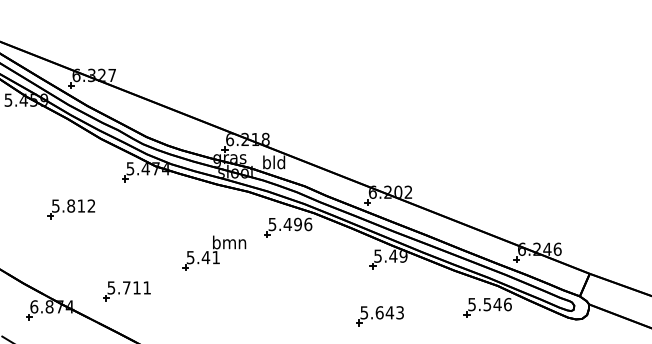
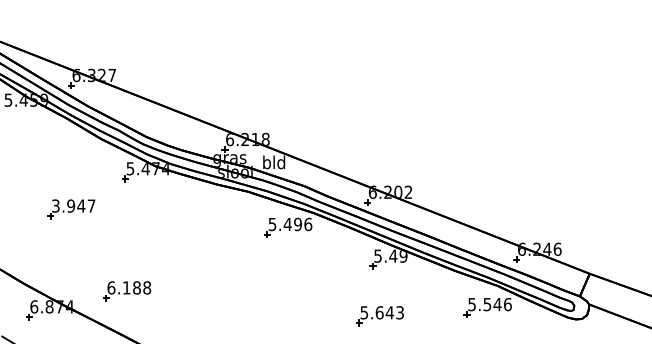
text: 5.812 -> 3.947 (73, 205)
part: present -> none (214, 252)
text: 5.711 -> 6.188 (129, 287)
